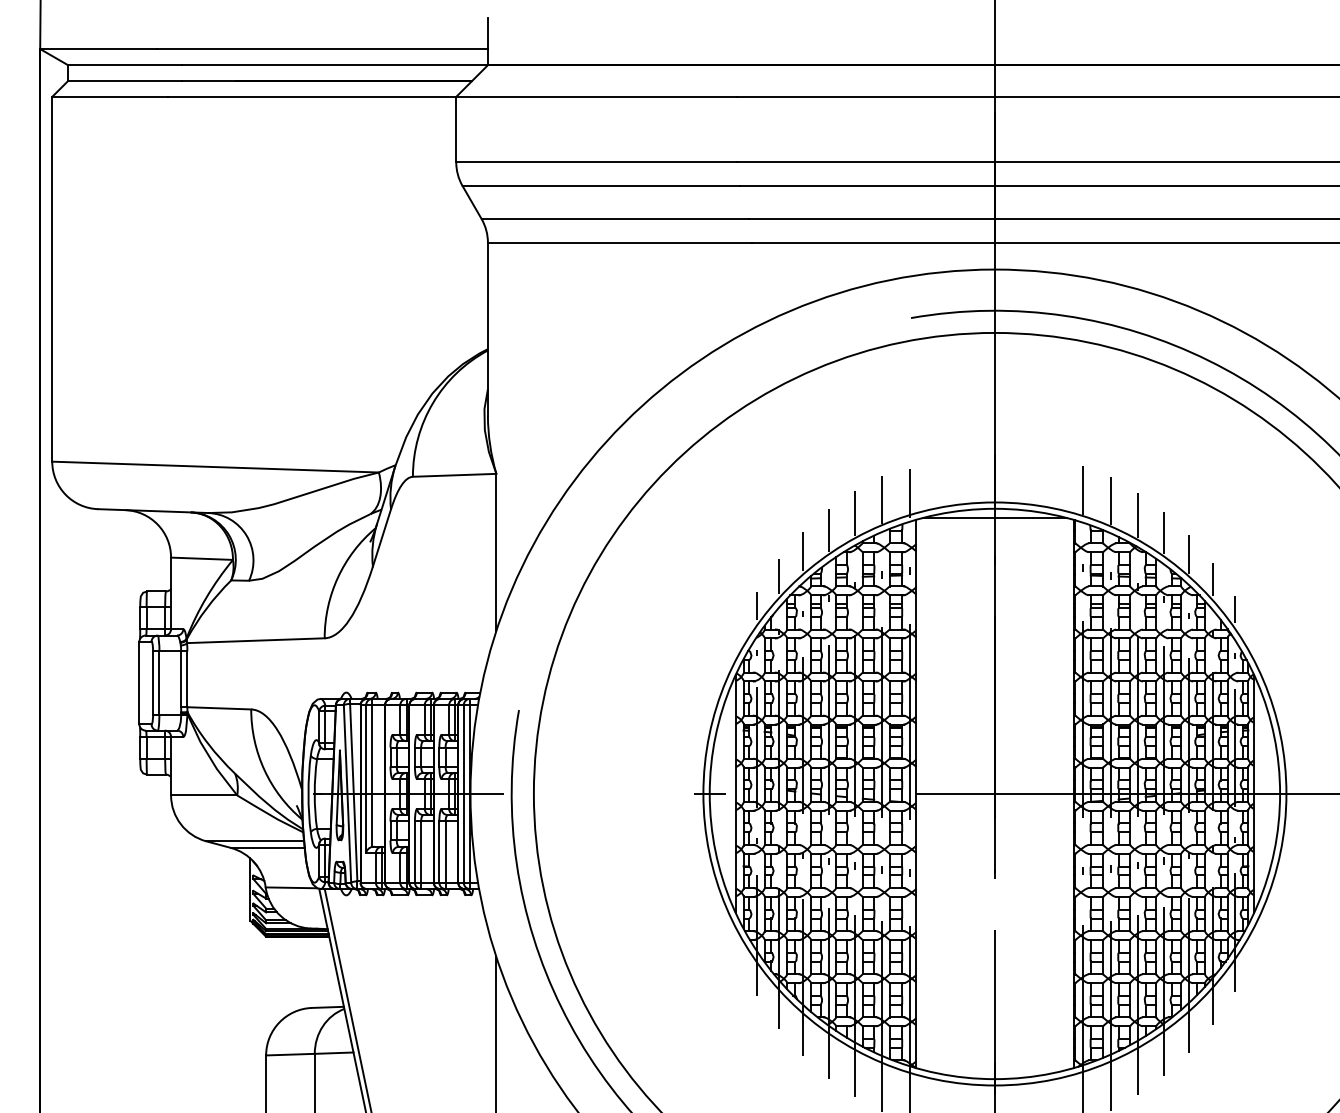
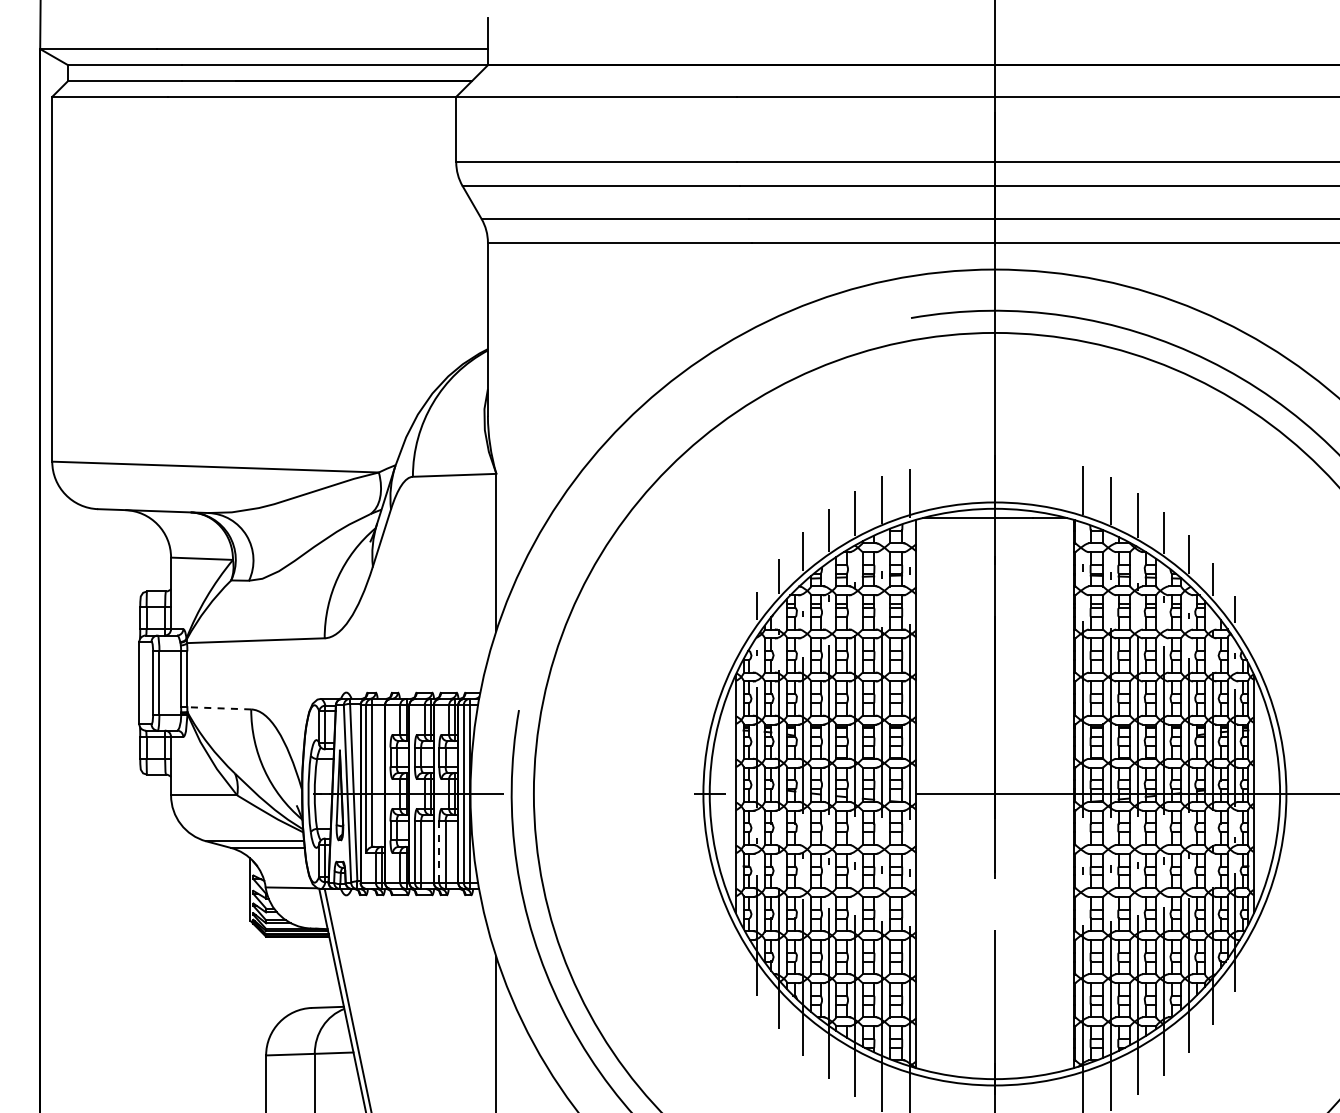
line: solid -> dashed (219, 708)
line: solid -> dashed (439, 852)
